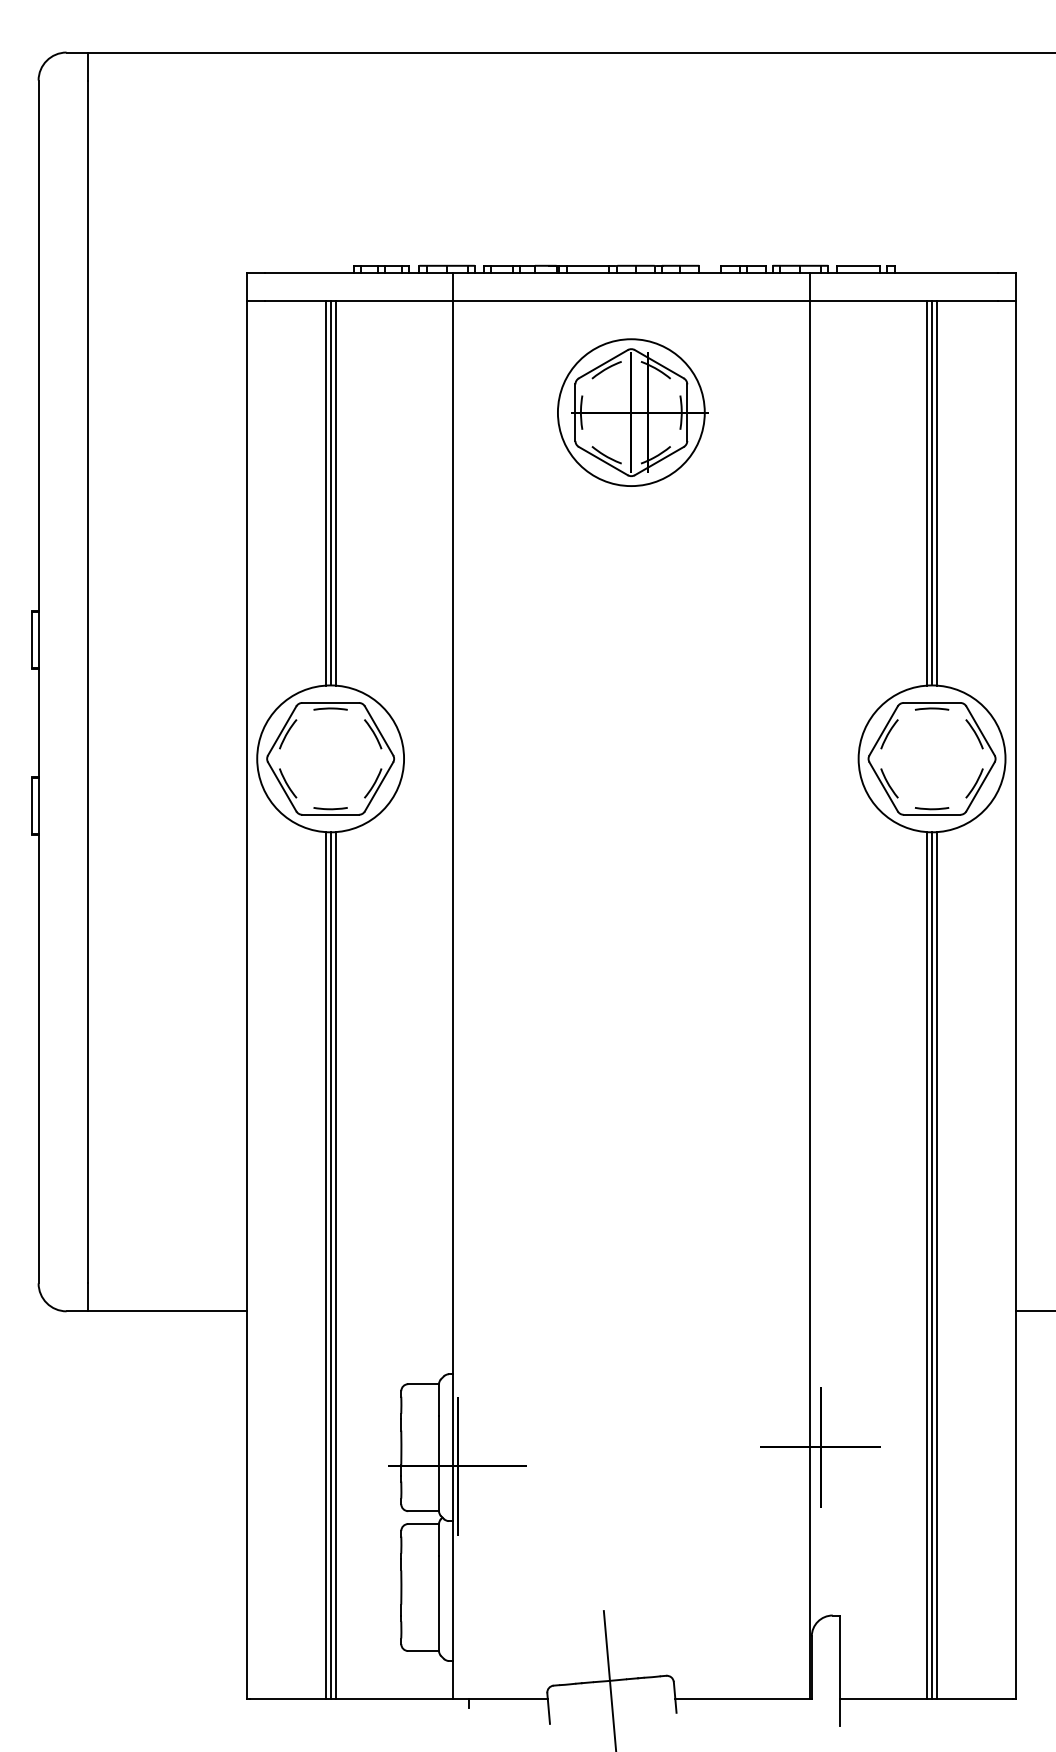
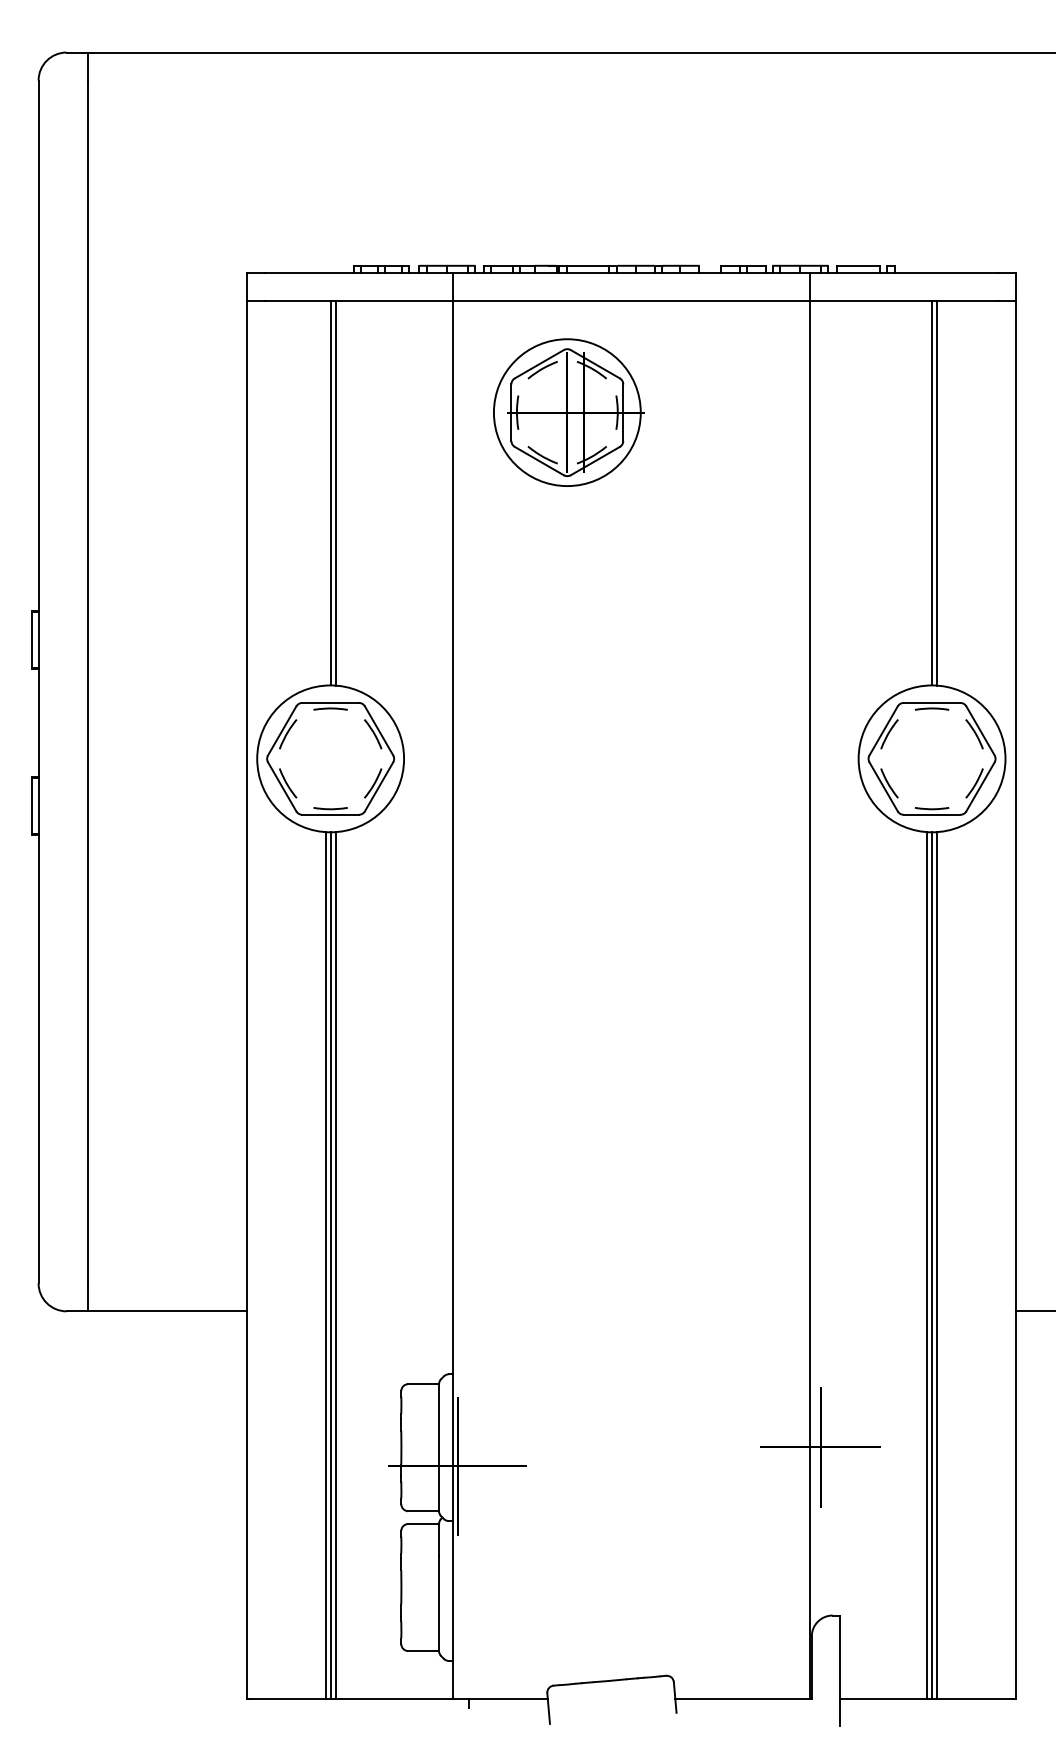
part position: (632, 412) -> (568, 412) (568, 412)
line: present -> none (325, 492)
line: present -> none (927, 492)
line: present -> none (609, 1679)
